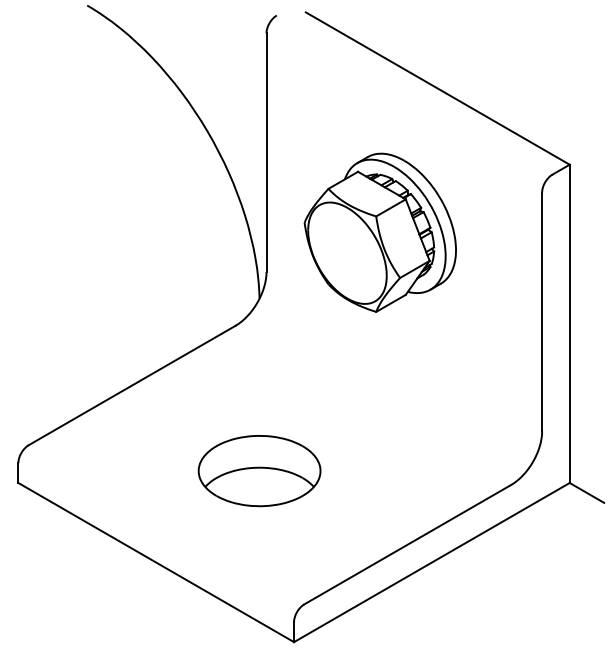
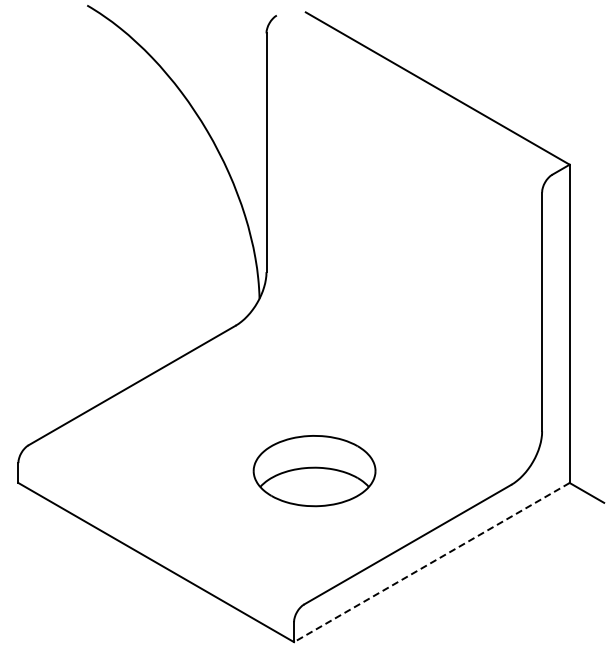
part: present -> none (379, 232)
part position: (259, 471) -> (314, 471) (314, 471)
line: solid -> dashed (431, 562)
